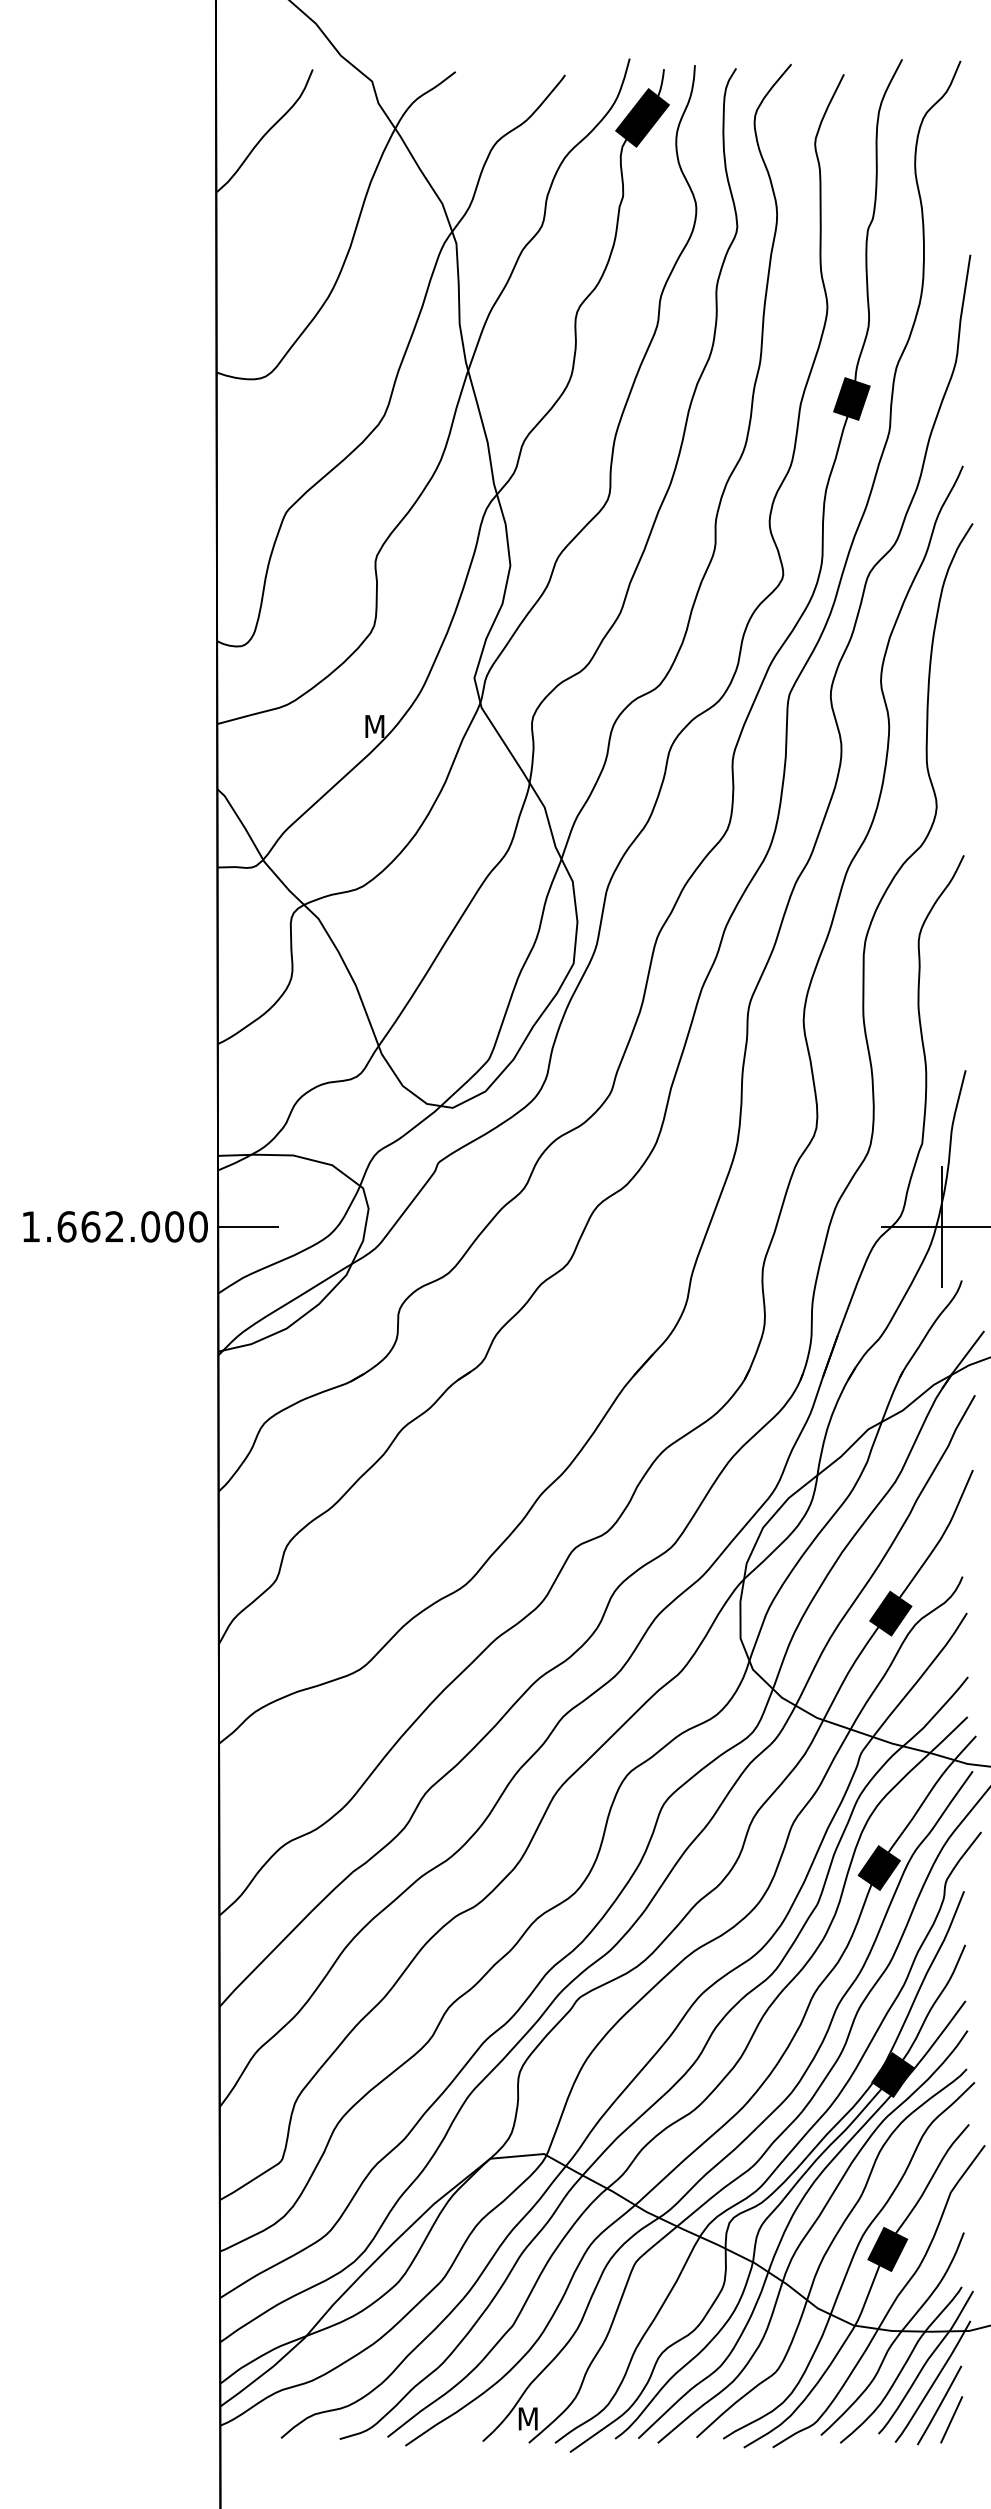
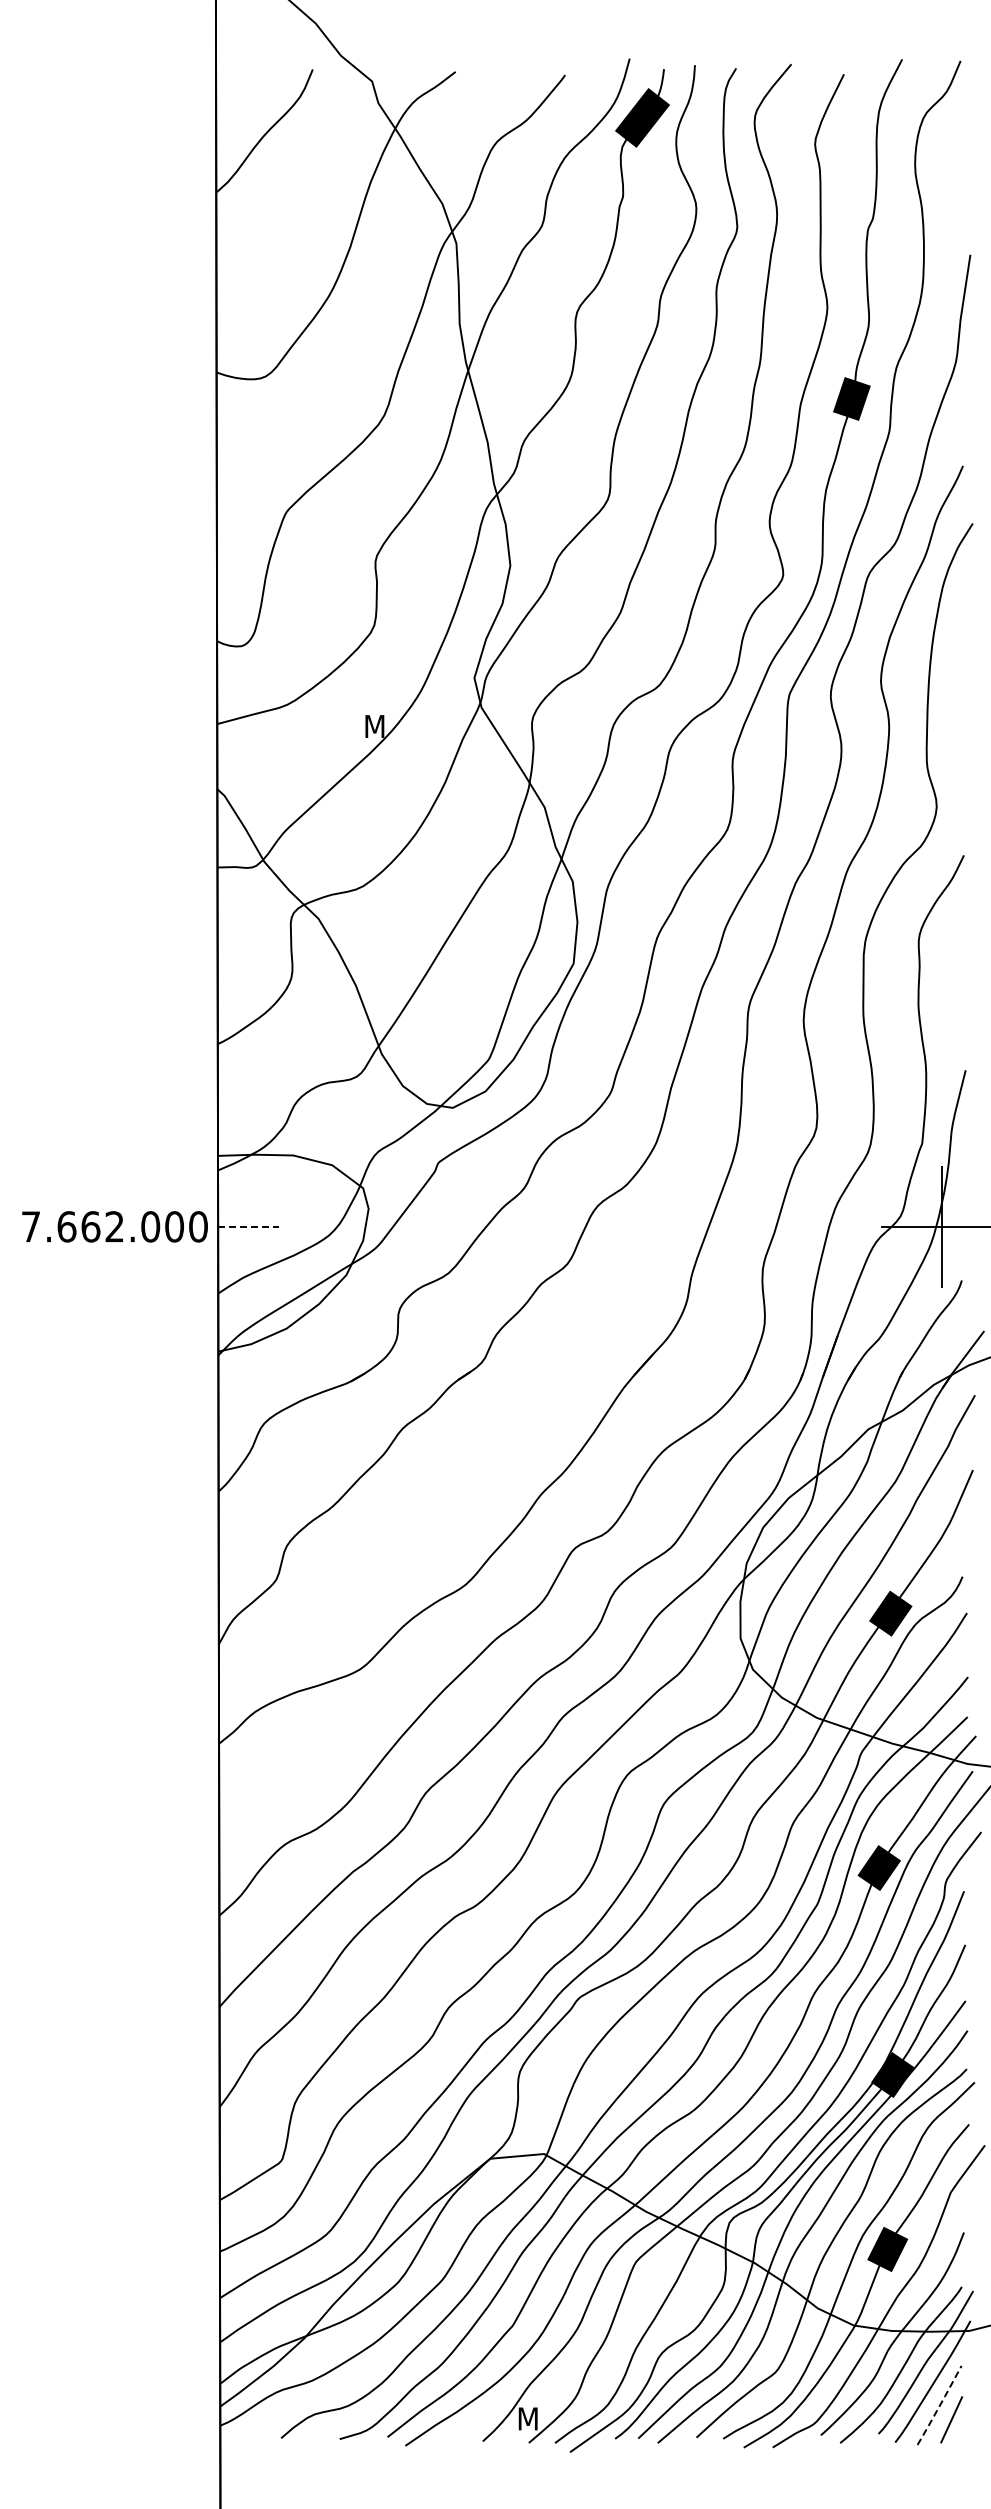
text: 1.662.000 -> 7.662.000 (30, 1226)
line: solid -> dashed (249, 1226)
line: solid -> dashed (939, 2405)
